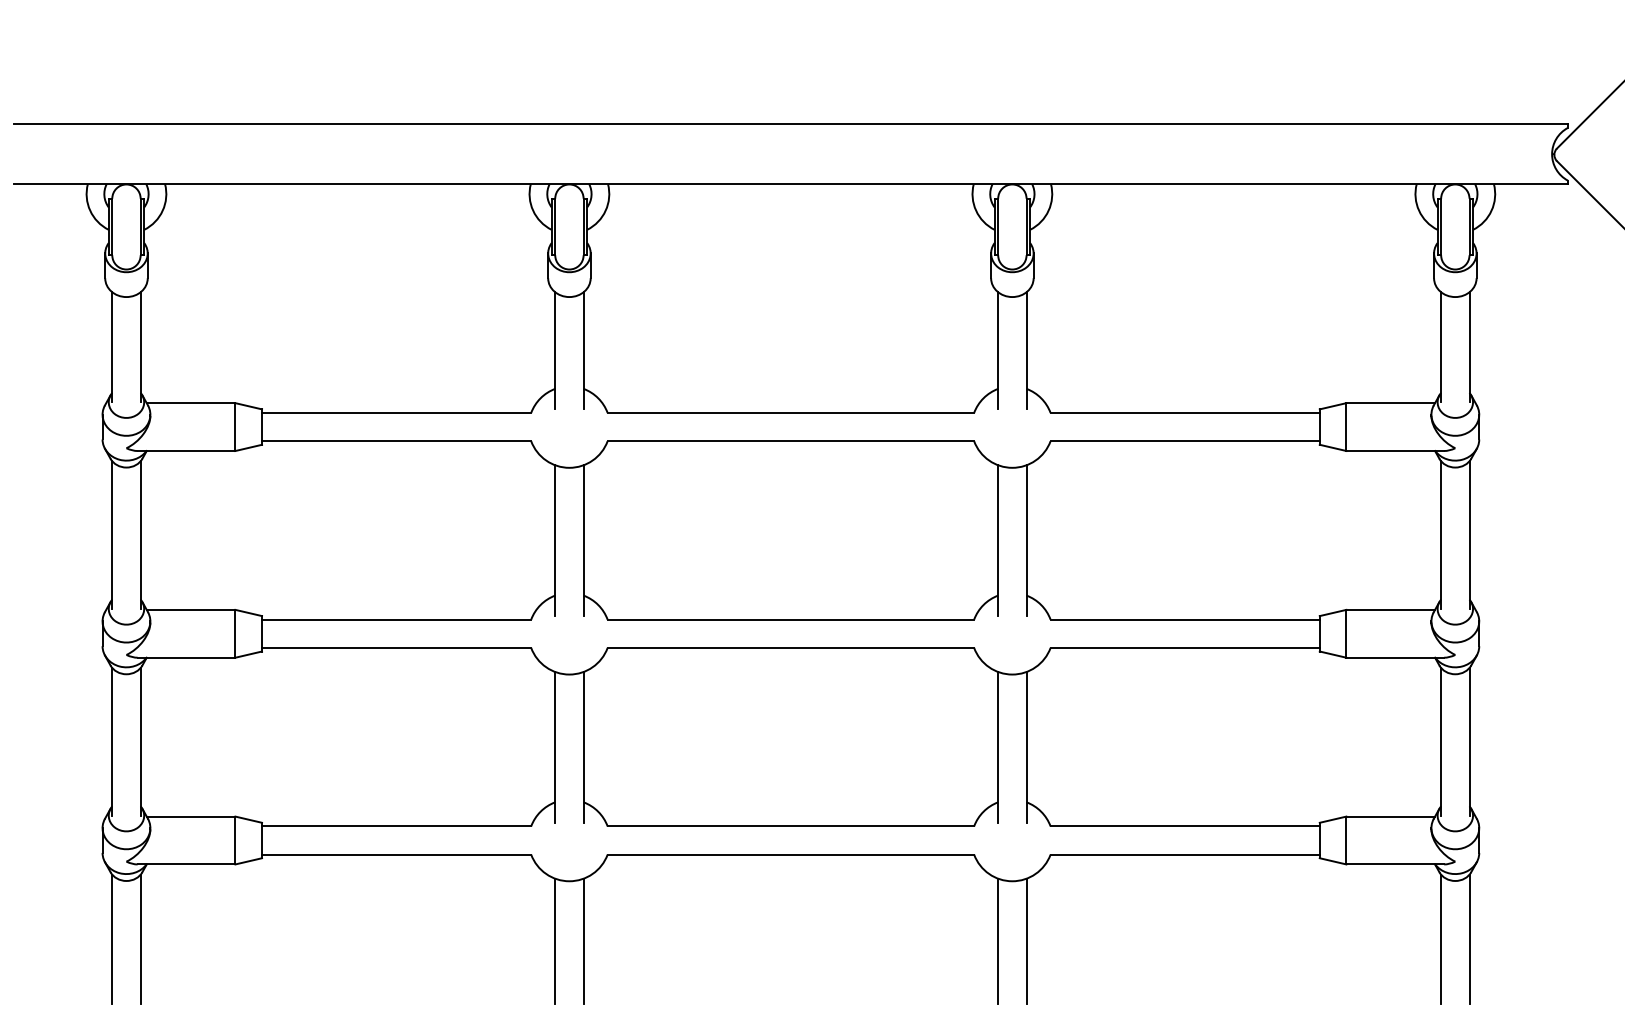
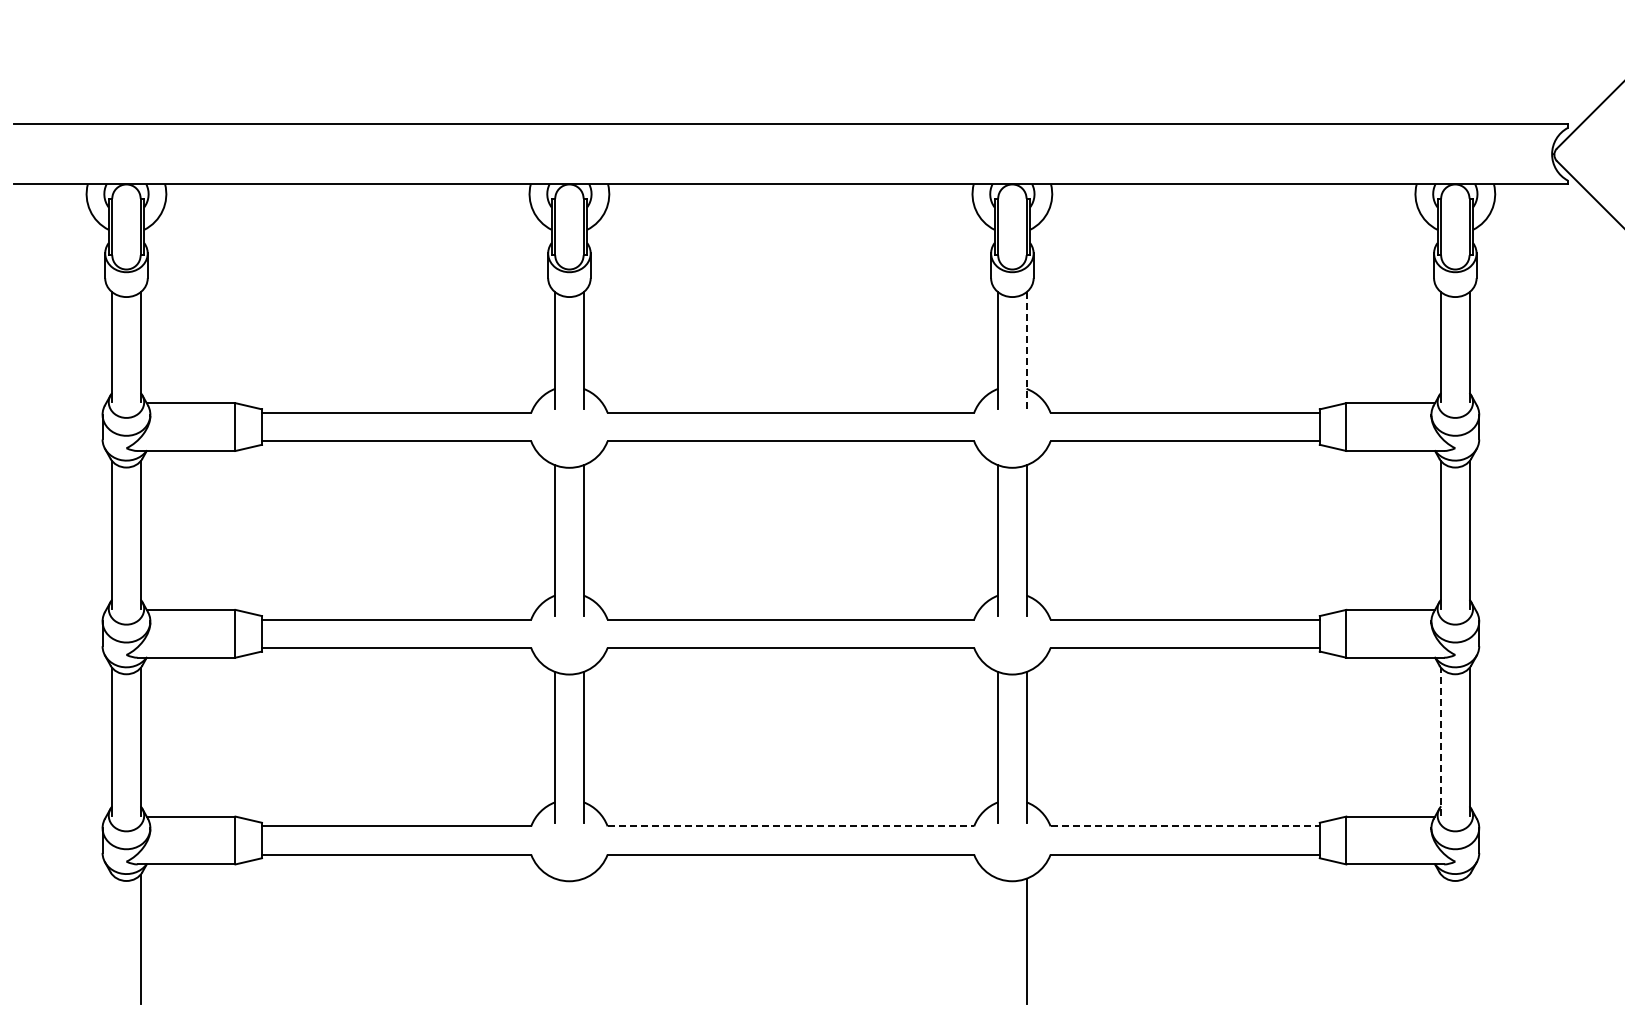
line: solid -> dashed (1026, 350)
line: solid -> dashed (1441, 741)
line: solid -> dashed (791, 826)
line: solid -> dashed (1185, 826)
line: present -> none (112, 939)
line: present -> none (1441, 939)
line: present -> none (1469, 939)
line: present -> none (555, 941)
line: present -> none (583, 941)
line: present -> none (998, 941)
